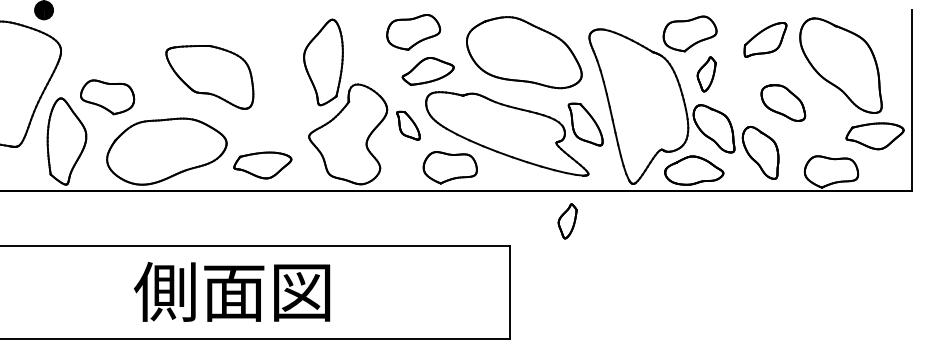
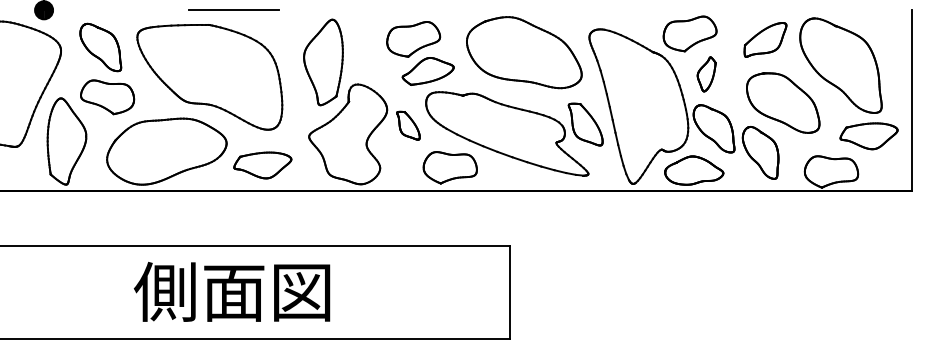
line: none -> present (234, 10)
part position: (413, 32) -> (413, 39) (413, 39)
part: none -> present (100, 47)
part size: 90x65 px -> 148x107 px (209, 77)
part size: 47x38 px -> 75x62 px (783, 102)
part position: (874, 136) -> (868, 136) (868, 136)
part: present -> none (567, 221)
